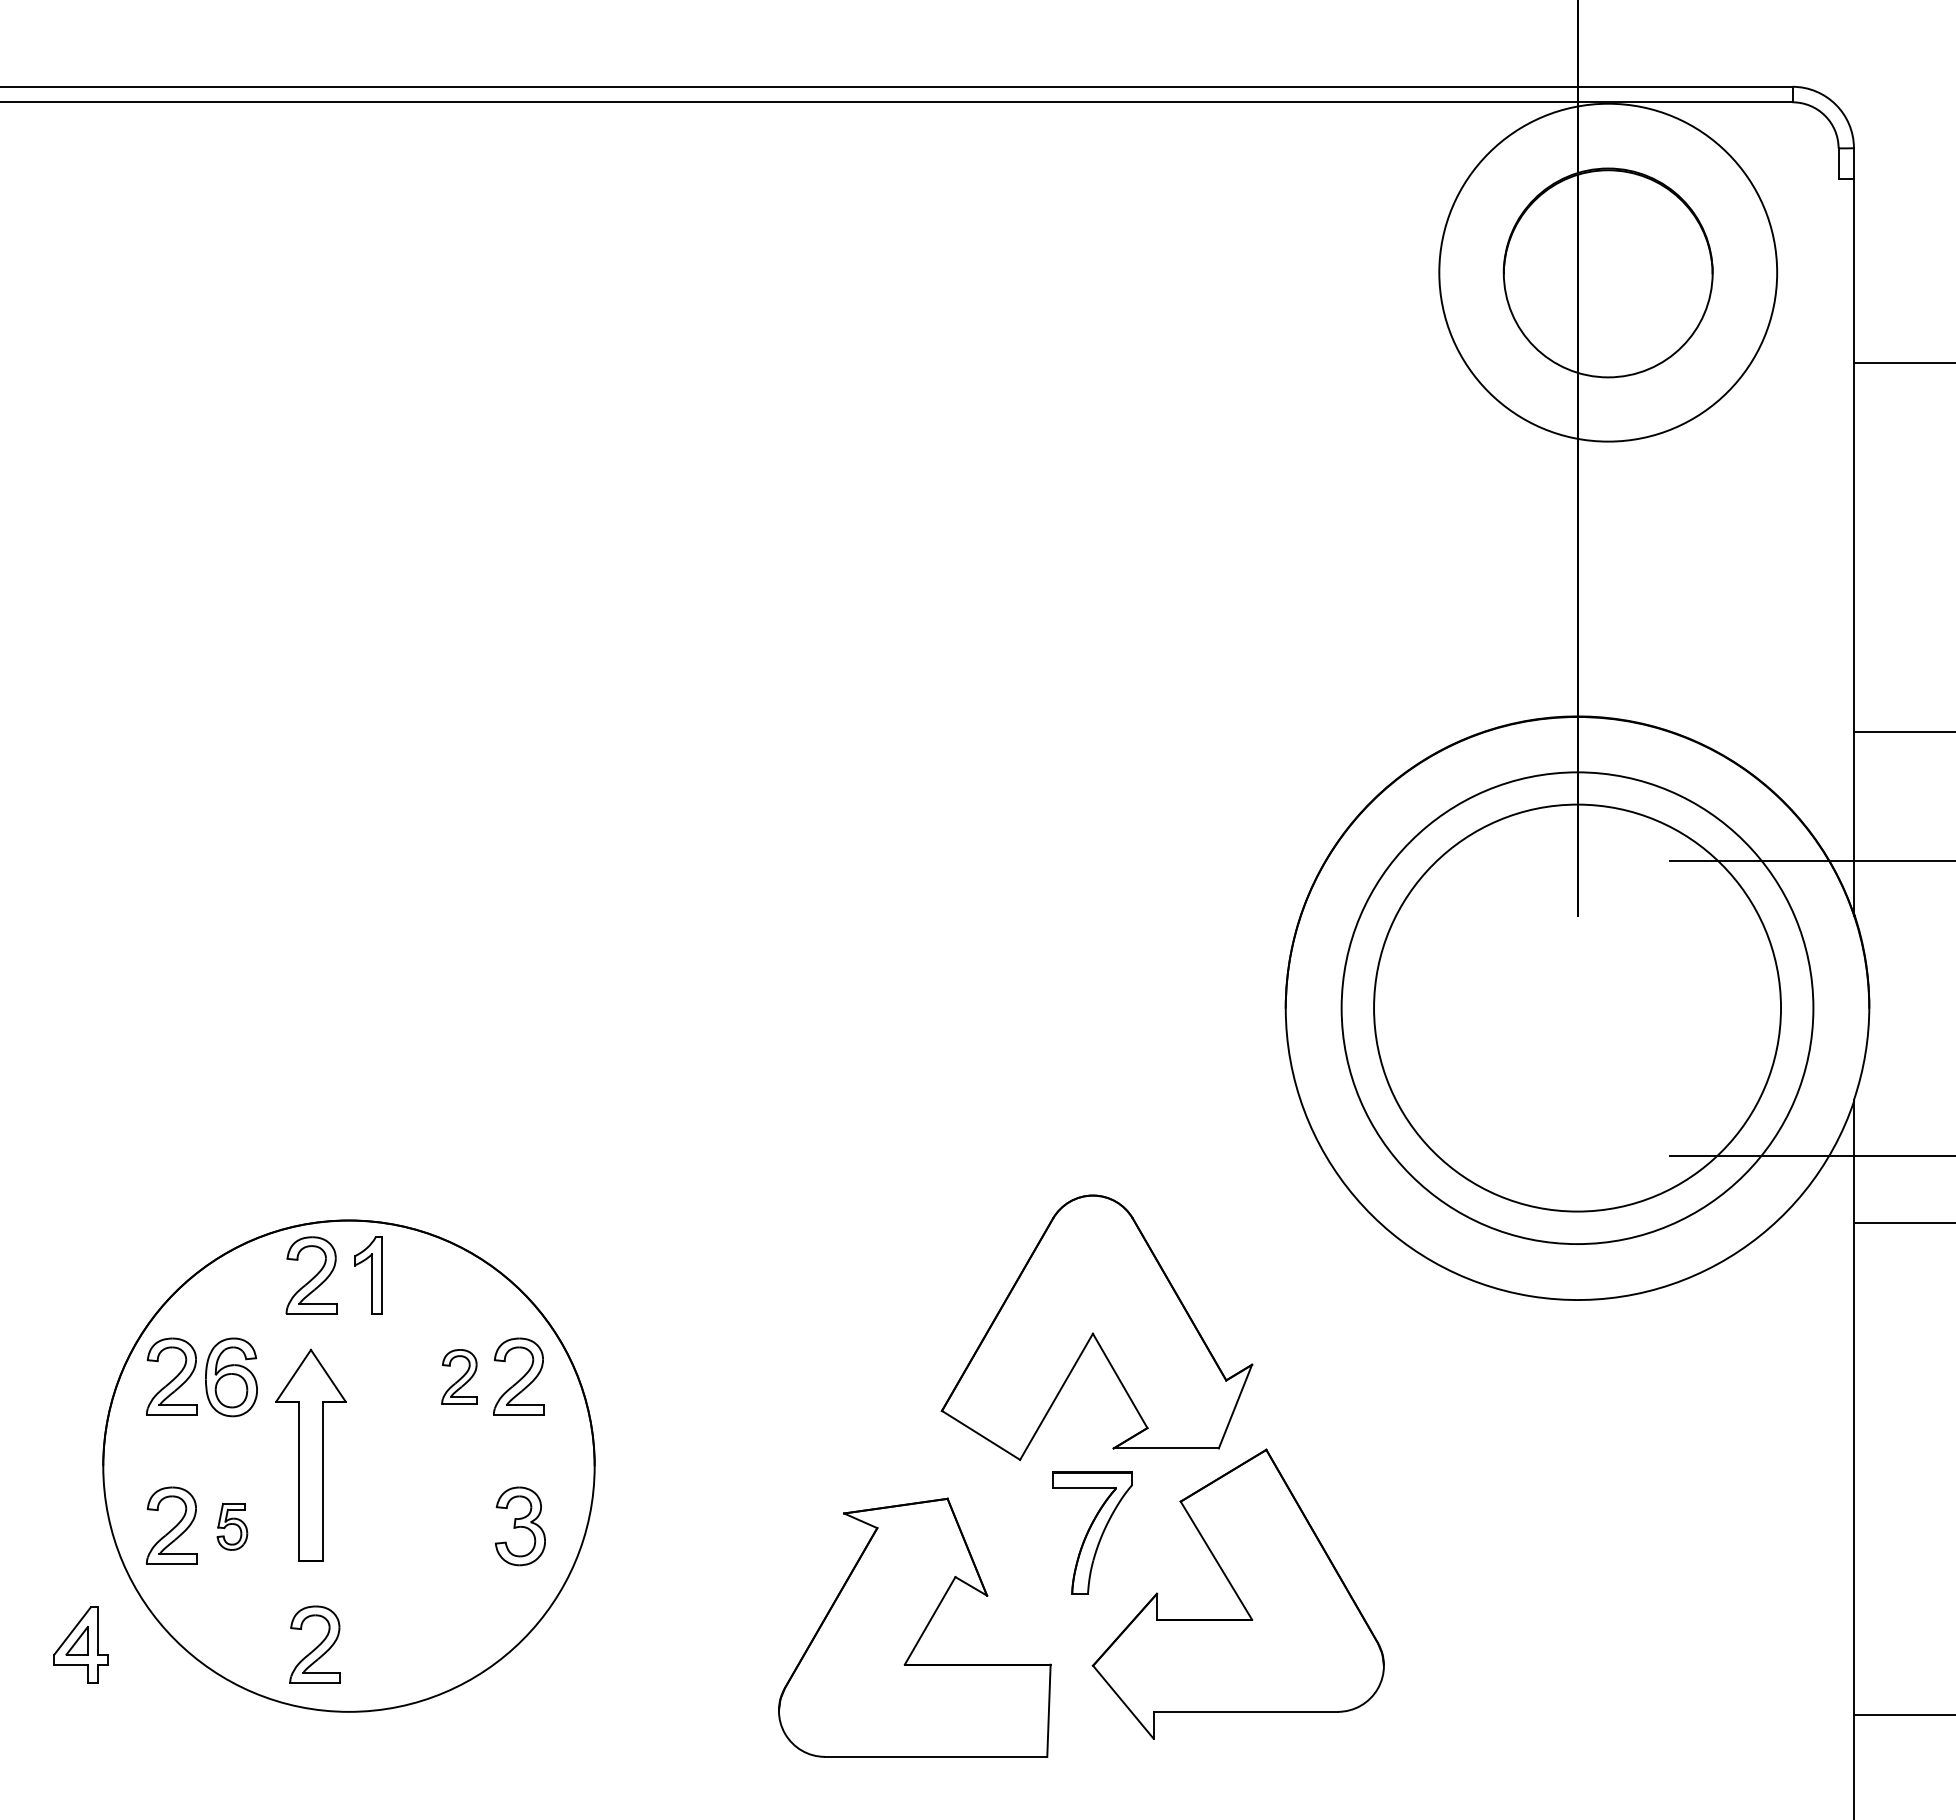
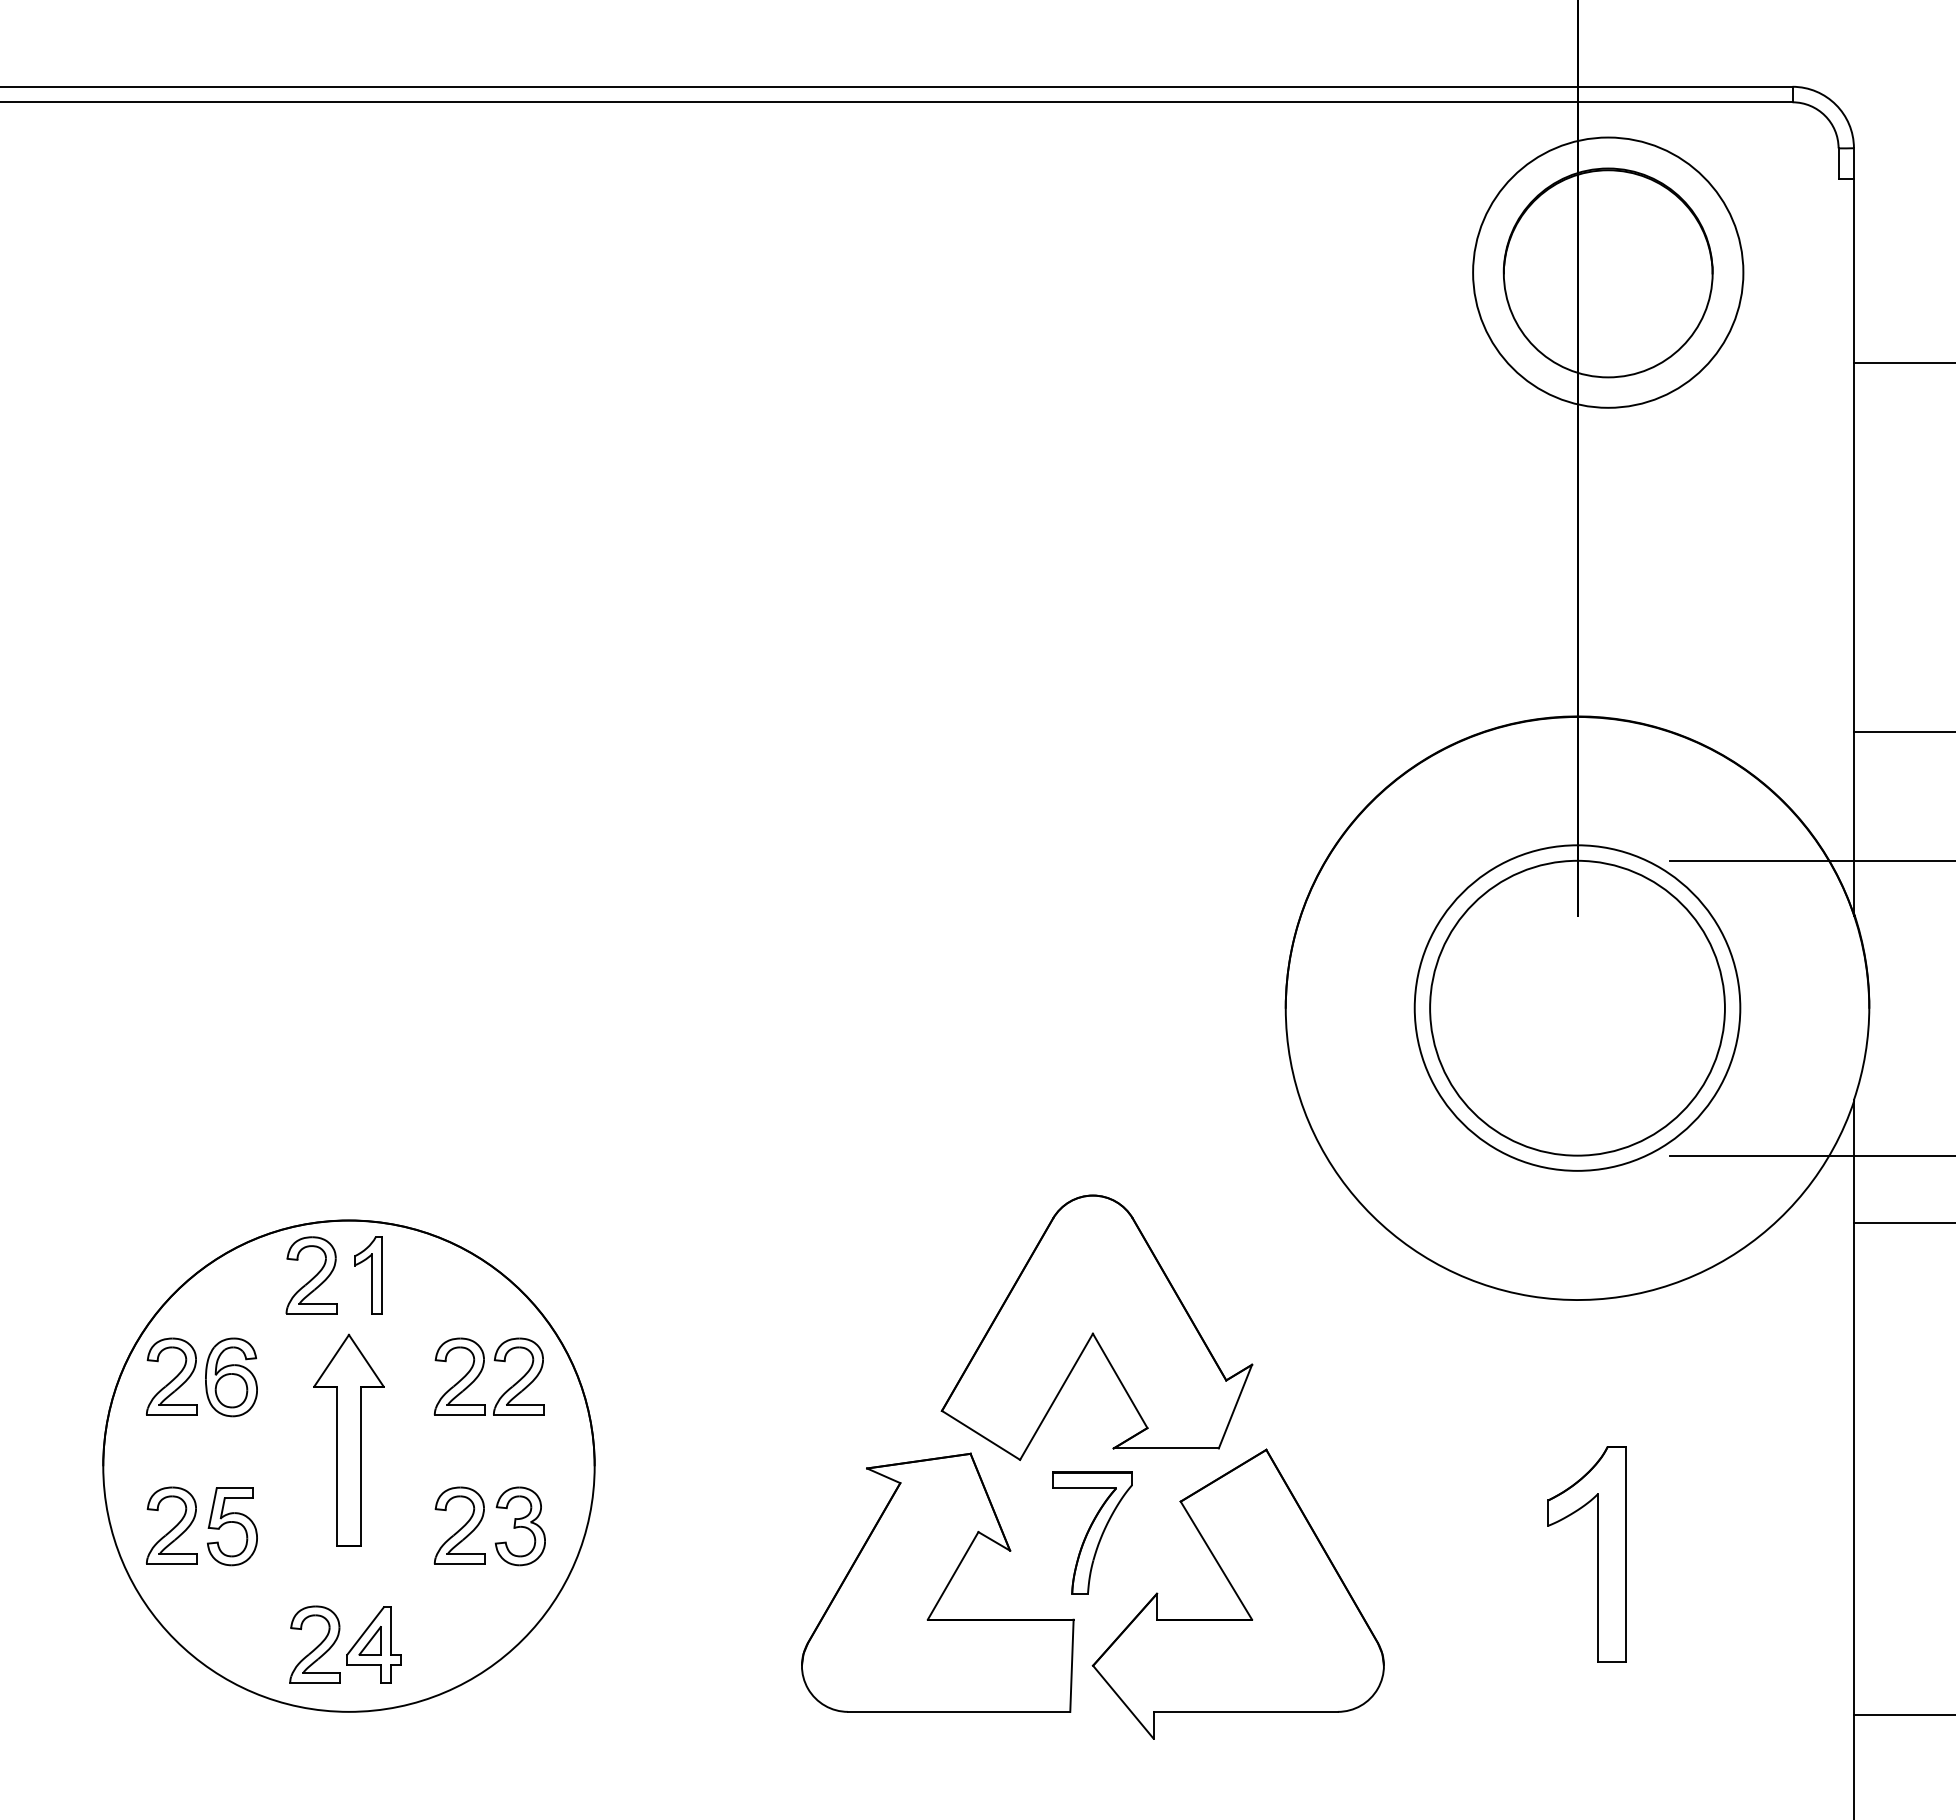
circle diameter: 338 px -> 270 px (1608, 272)
circle diameter: 407 px -> 326 px (1577, 1007)
circle diameter: 472 px -> 295 px (1577, 1007)
part size: 37x56 px -> 53x79 px (459, 1376)
part position: (310, 1454) -> (348, 1439) (348, 1439)
part: none -> present (459, 1525)
part size: 33x49 px -> 51x80 px (232, 1526)
part: none -> present (1597, 1554)
part position: (914, 1627) -> (937, 1582) (937, 1582)
part position: (80, 1644) -> (373, 1644) (373, 1644)
